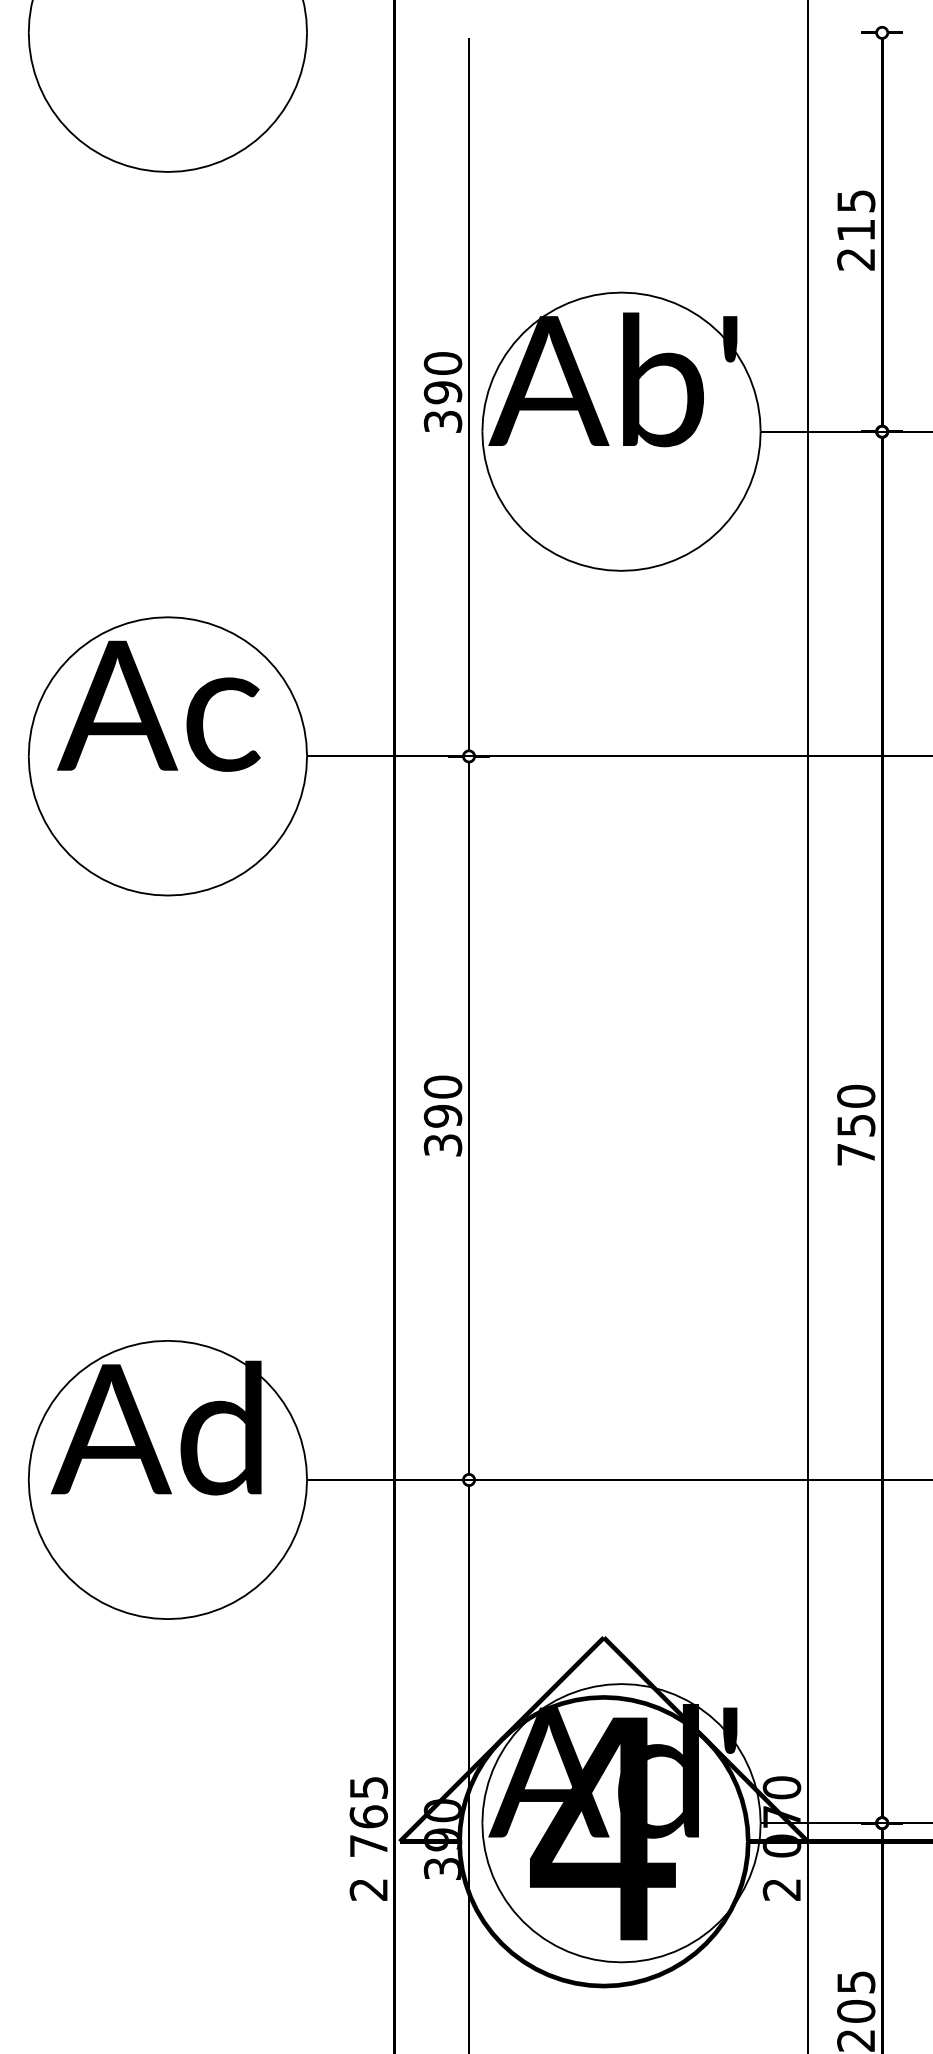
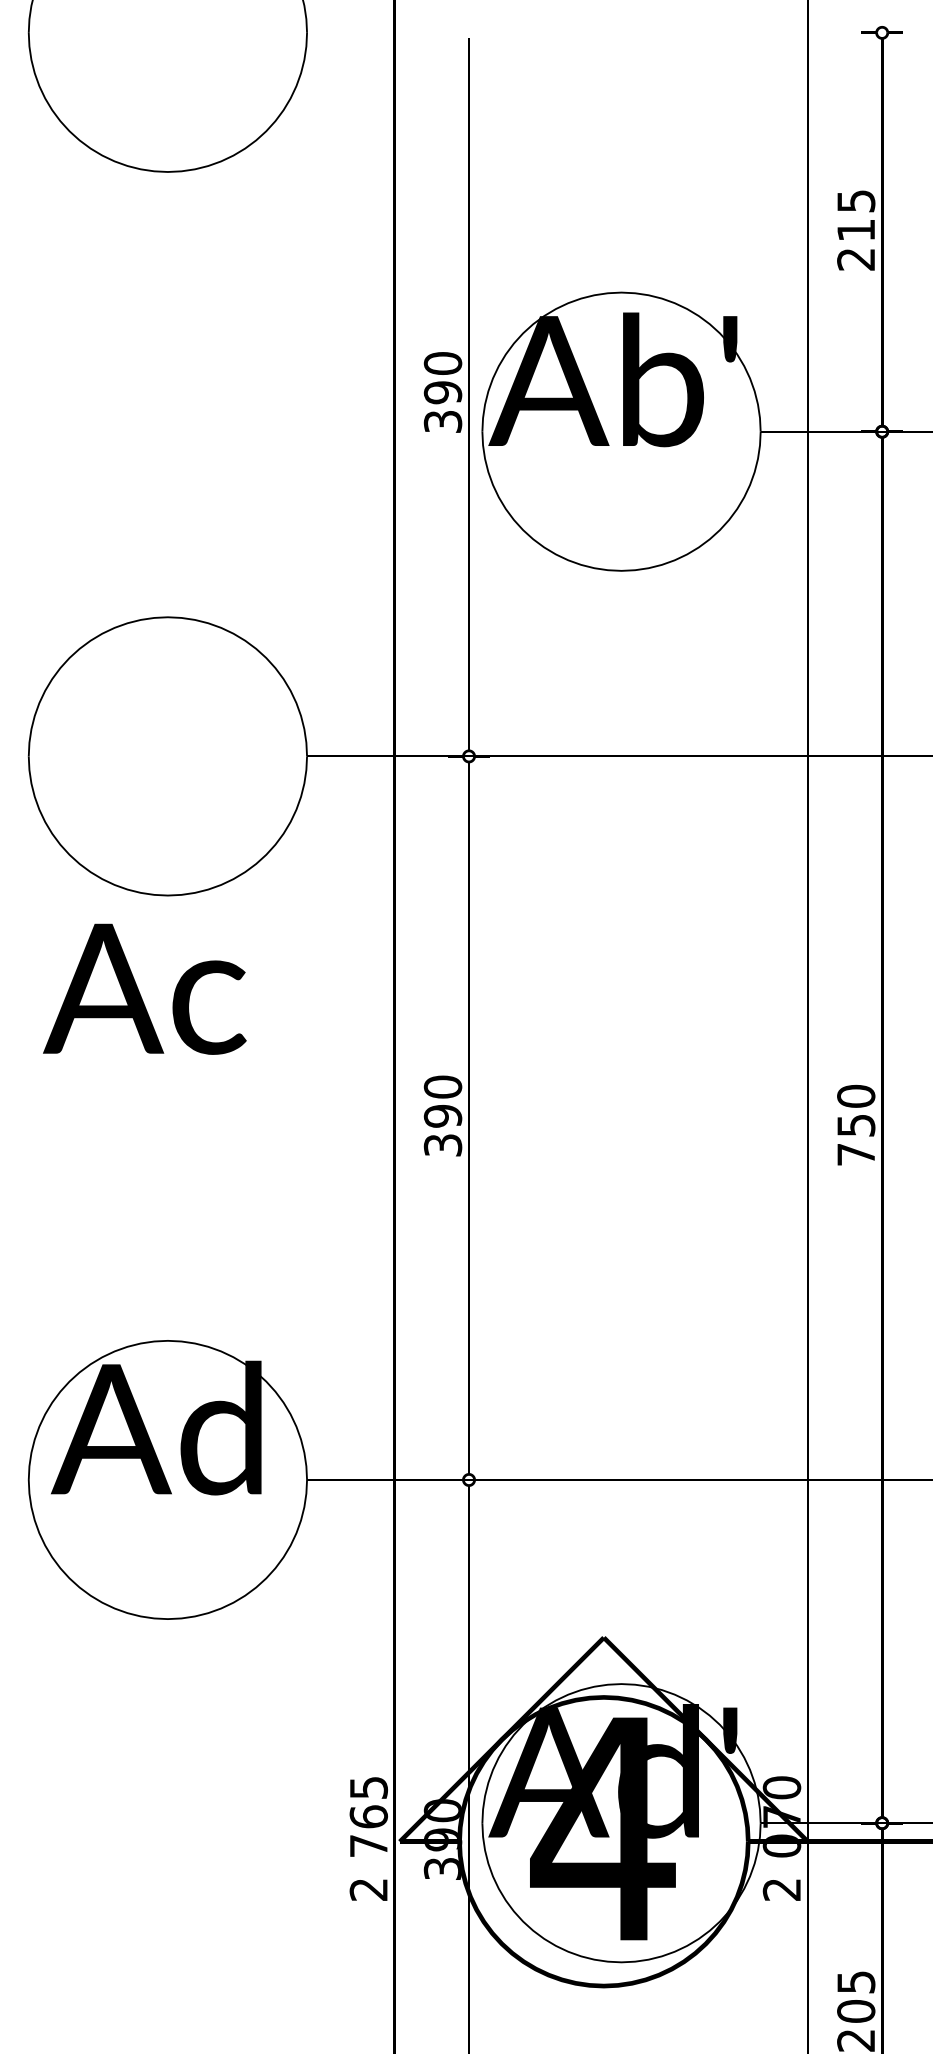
text position: (158, 705) -> (144, 988) (144, 988)
